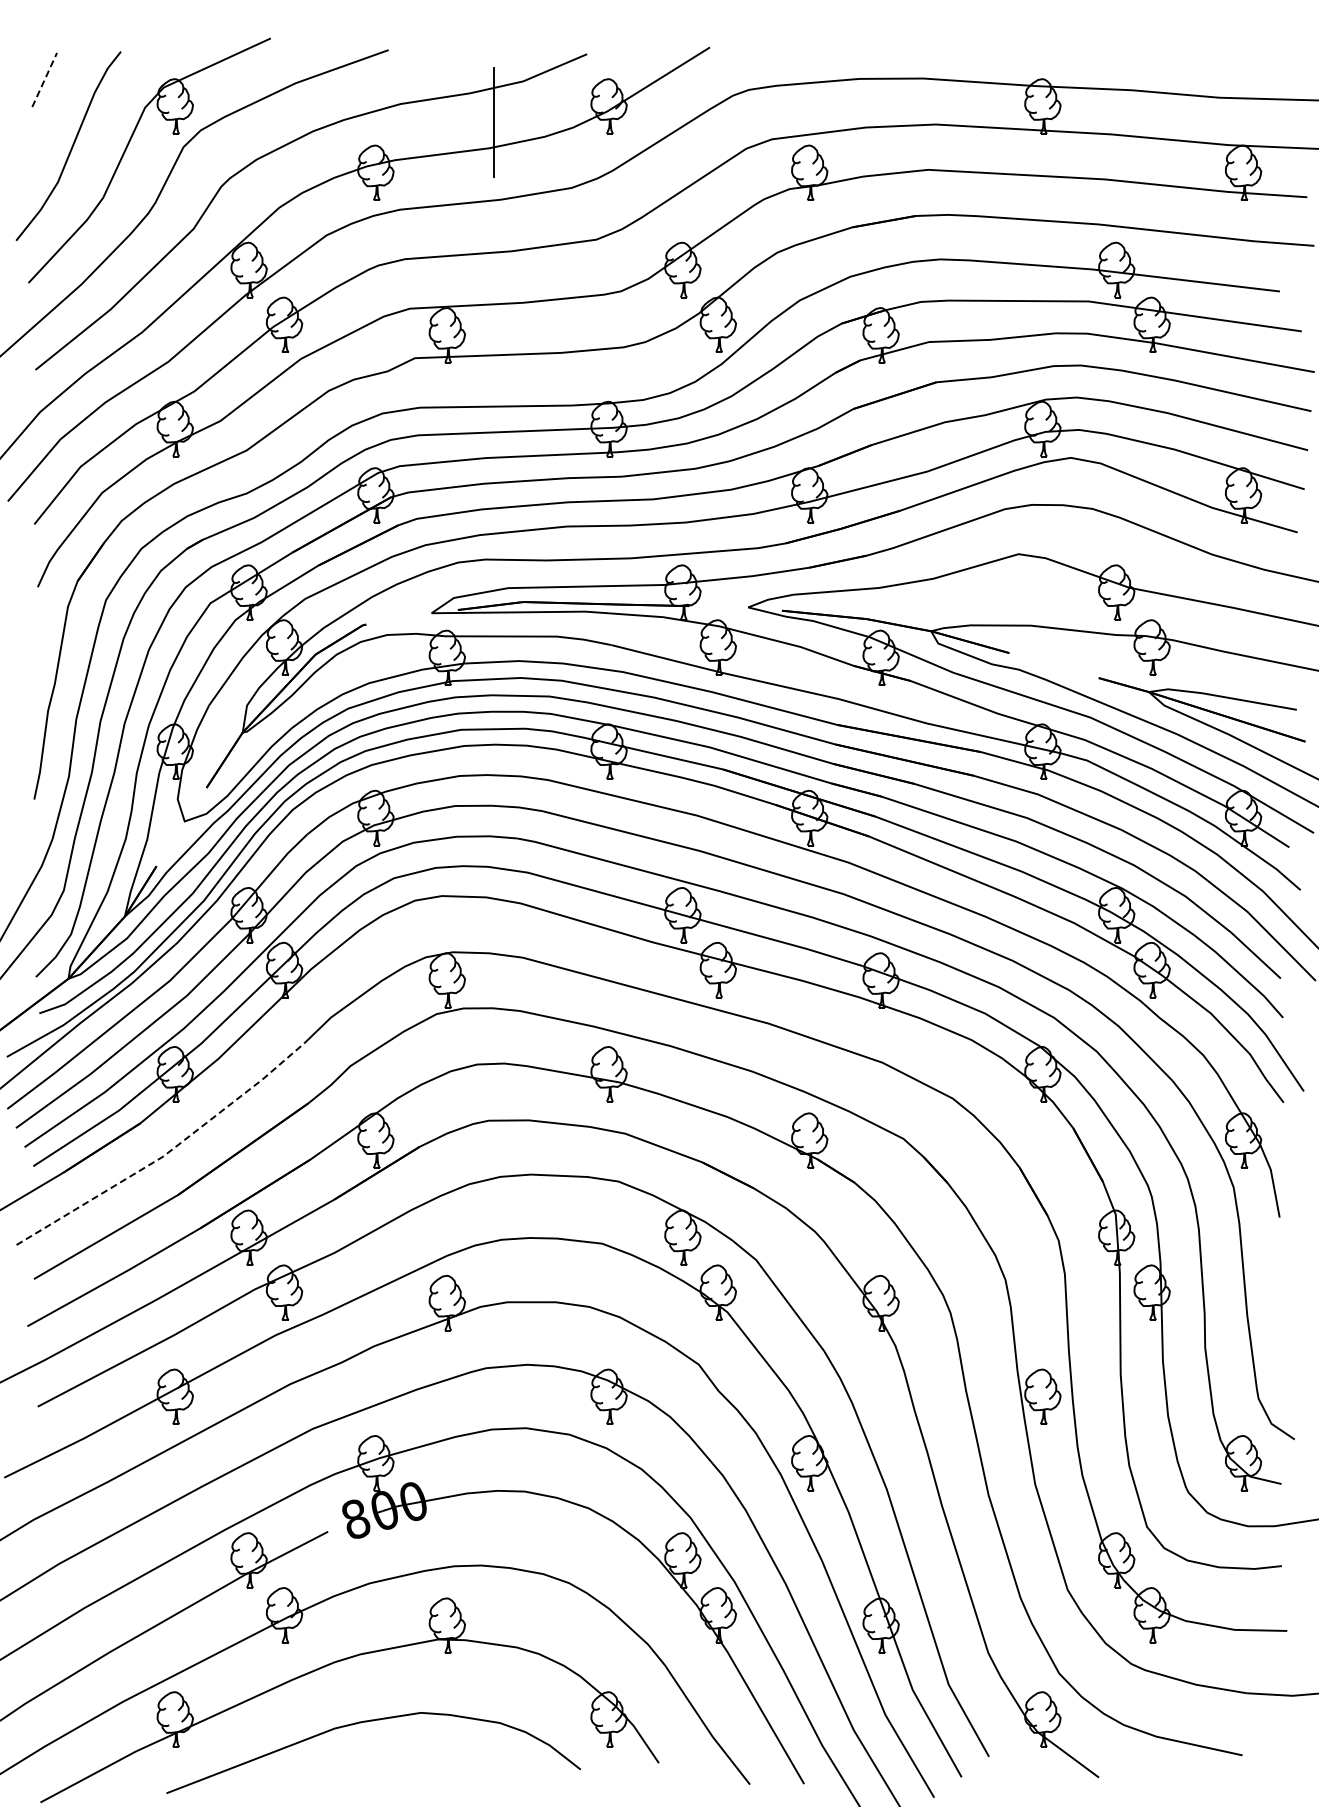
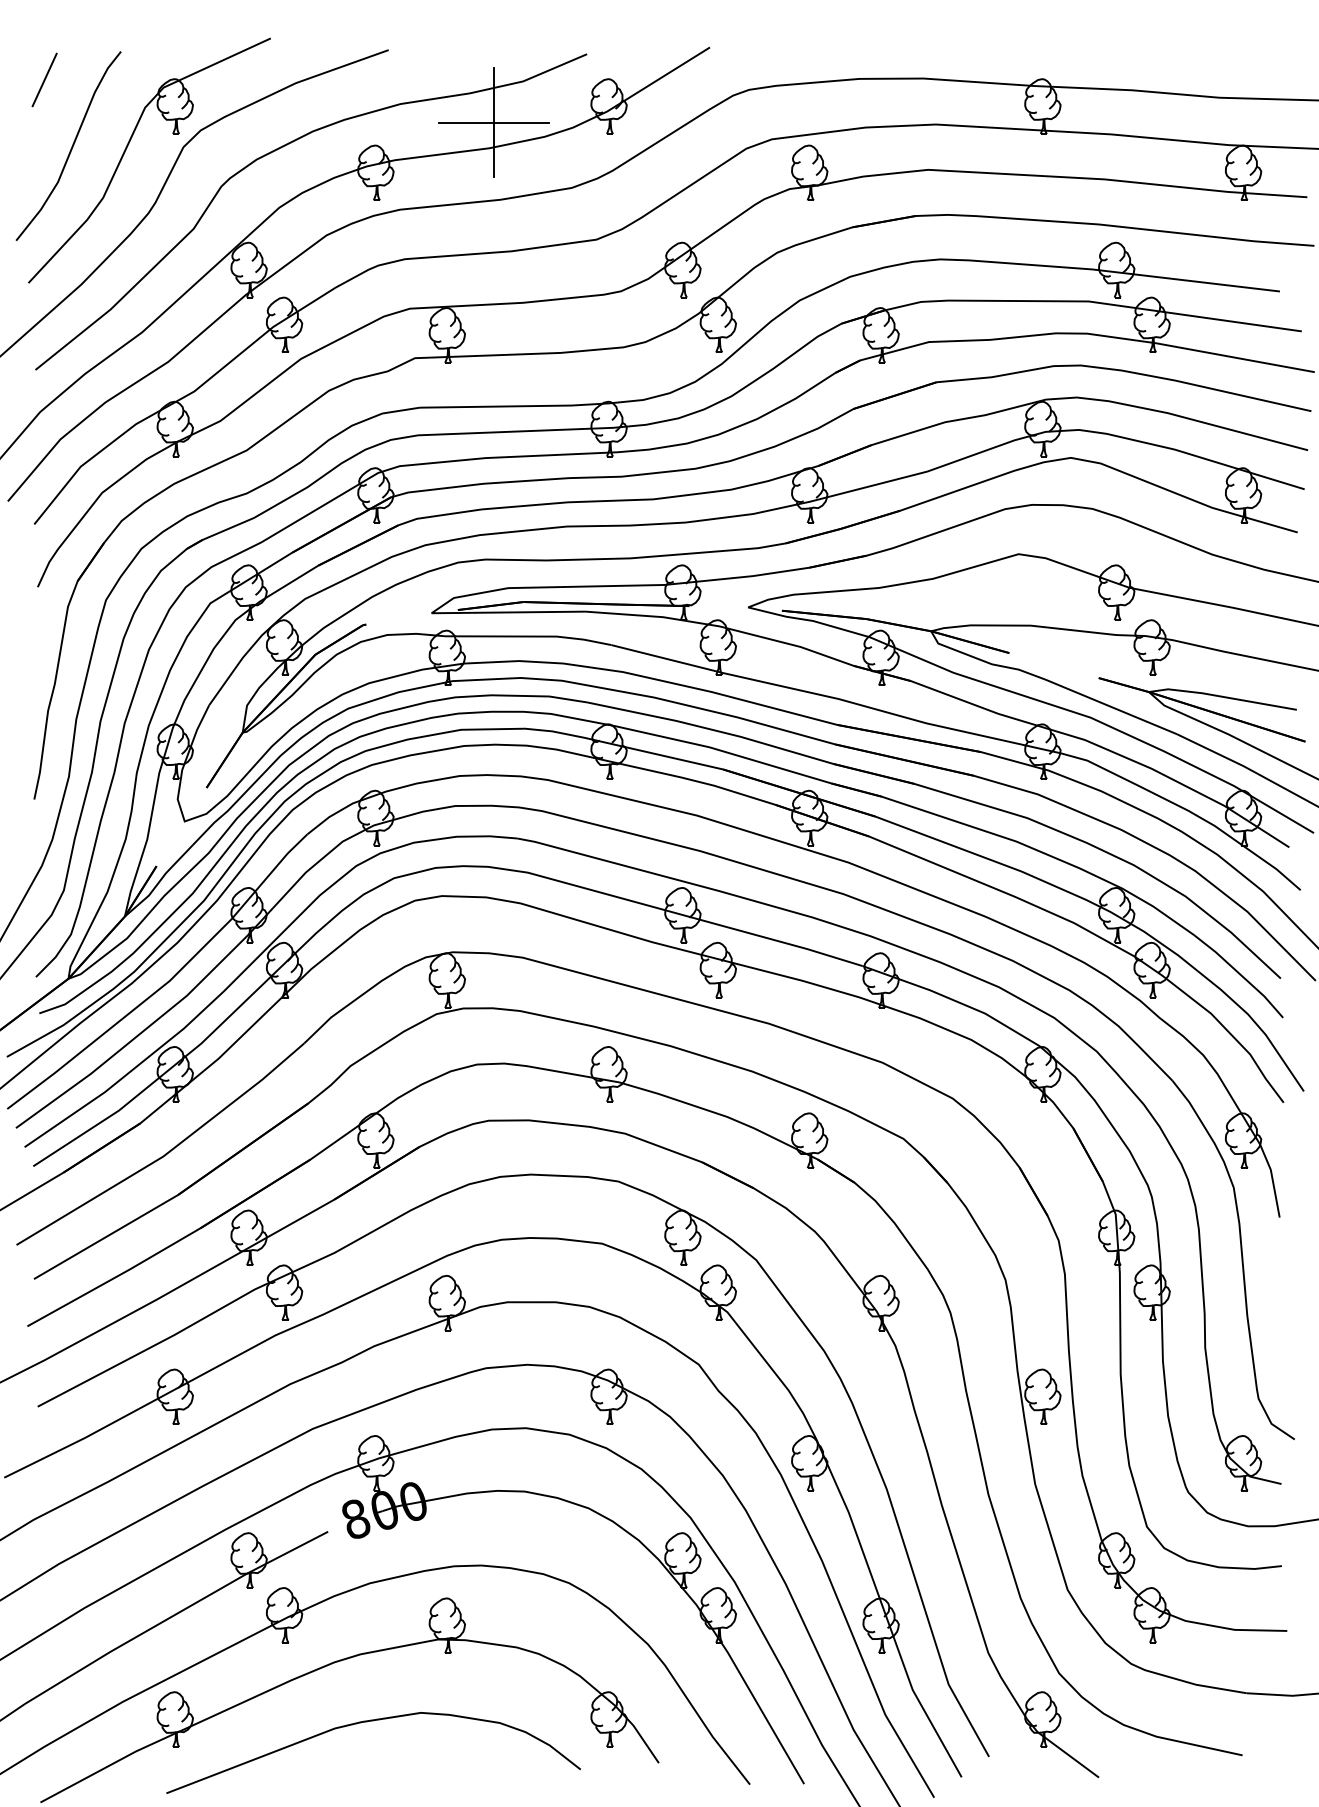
line: dashed -> solid (44, 80)
line: none -> present (493, 122)
line: dashed -> solid (167, 1153)
